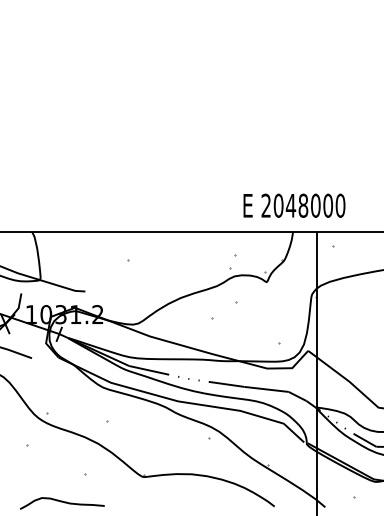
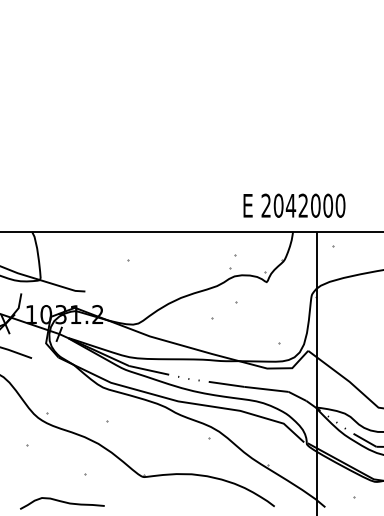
text: 2048000 -> 2042000 (303, 205)
